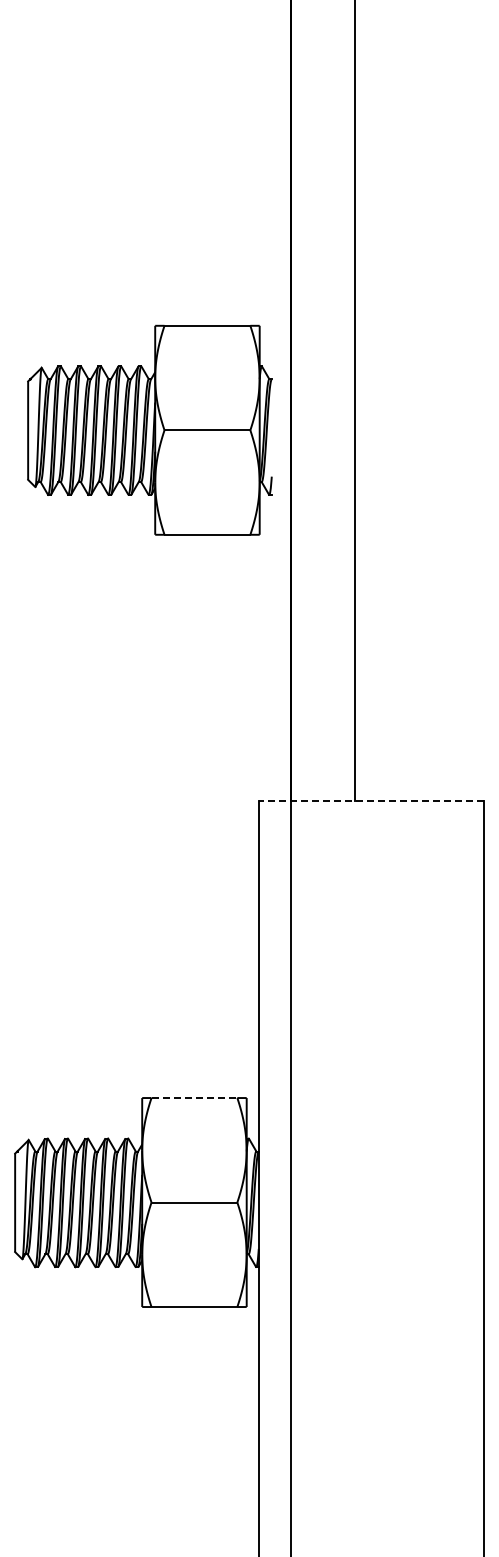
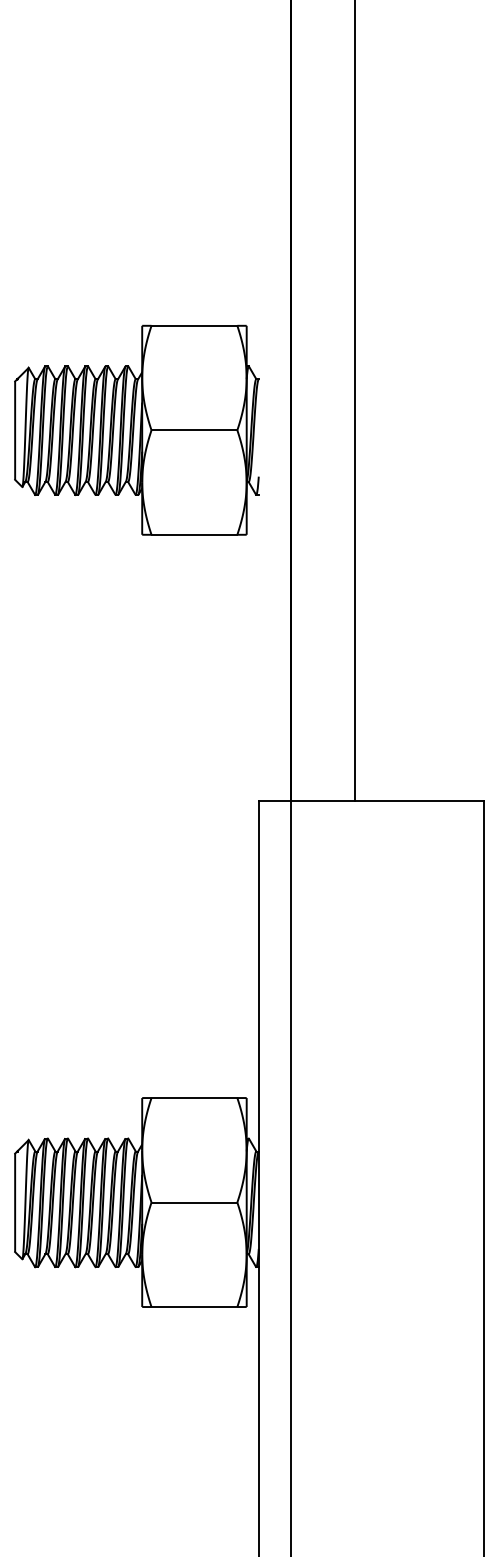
part position: (149, 429) -> (136, 429) (136, 429)
line: dashed -> solid (371, 800)
line: dashed -> solid (194, 1098)
